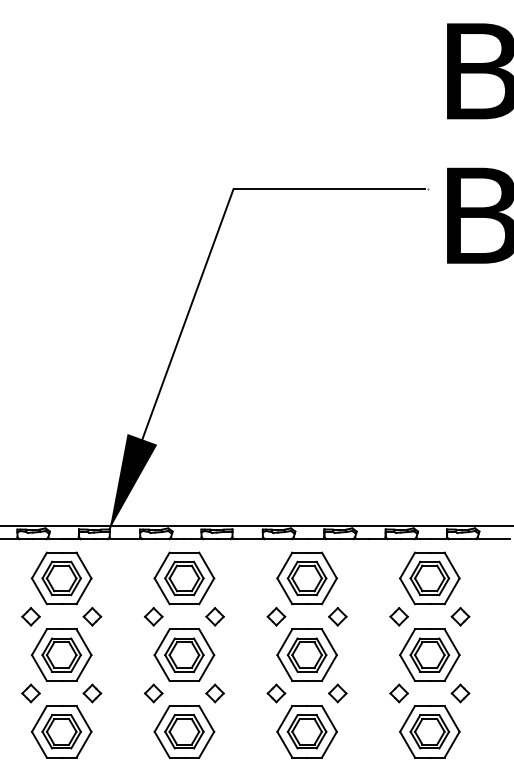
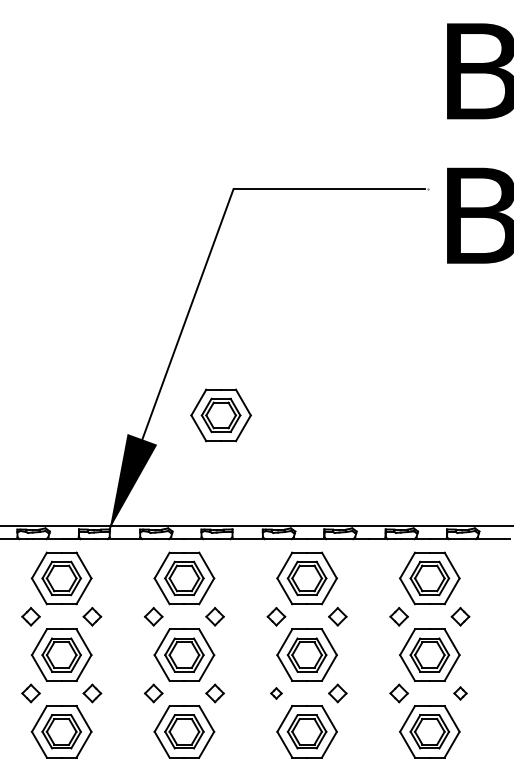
part: none -> present (220, 415)
part size: 21x21 px -> 13x13 px (276, 693)
part size: 21x21 px -> 15x15 px (460, 693)
